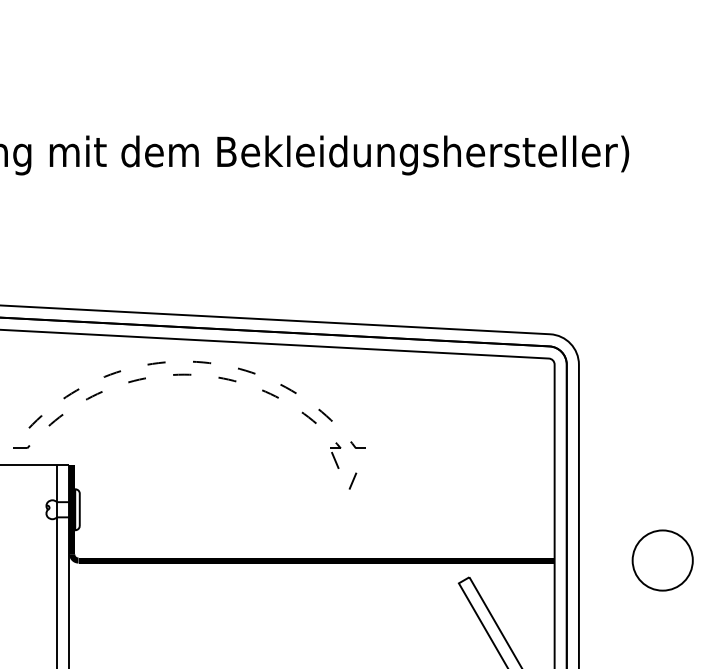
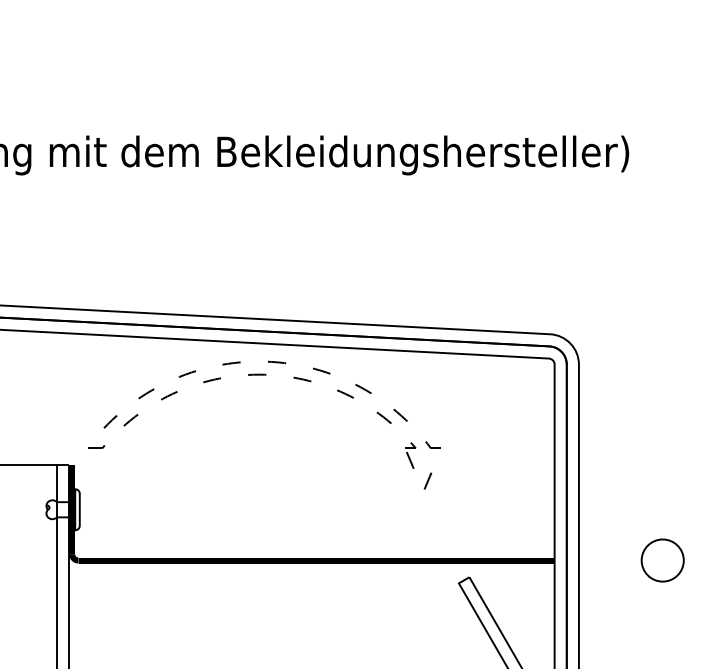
part position: (189, 375) -> (264, 375) (264, 375)
circle diameter: 60 px -> 42 px (662, 560)
